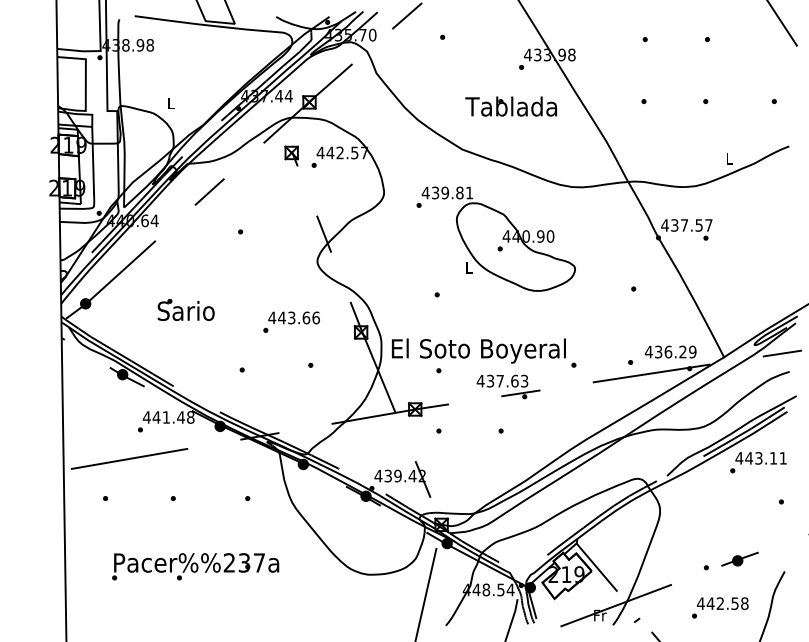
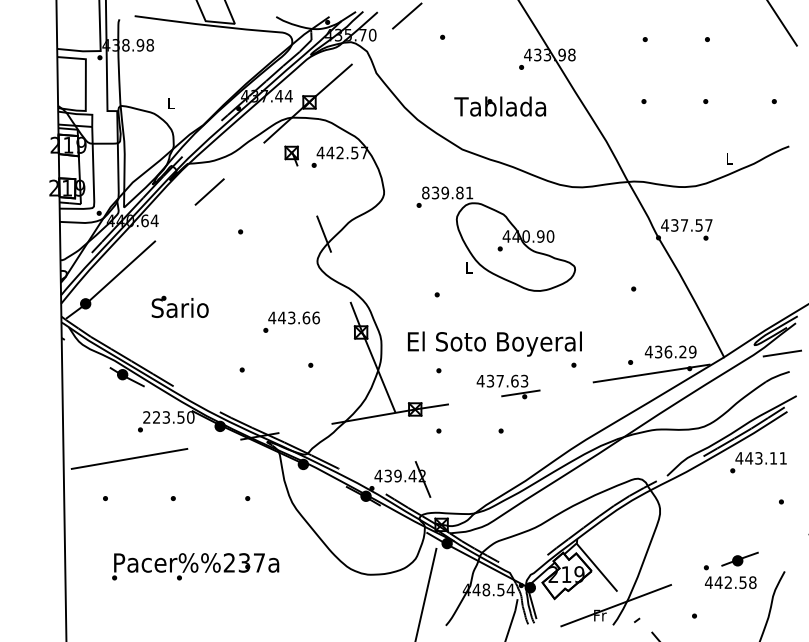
text position: (511, 106) -> (500, 106) (500, 106)
text: 439.81 -> 839.81 (425, 192)
text position: (185, 309) -> (179, 306) (179, 306)
text position: (478, 350) -> (494, 343) (494, 343)
text: 441.48 -> 223.50 (168, 417)
text position: (722, 603) -> (730, 582) (730, 582)
